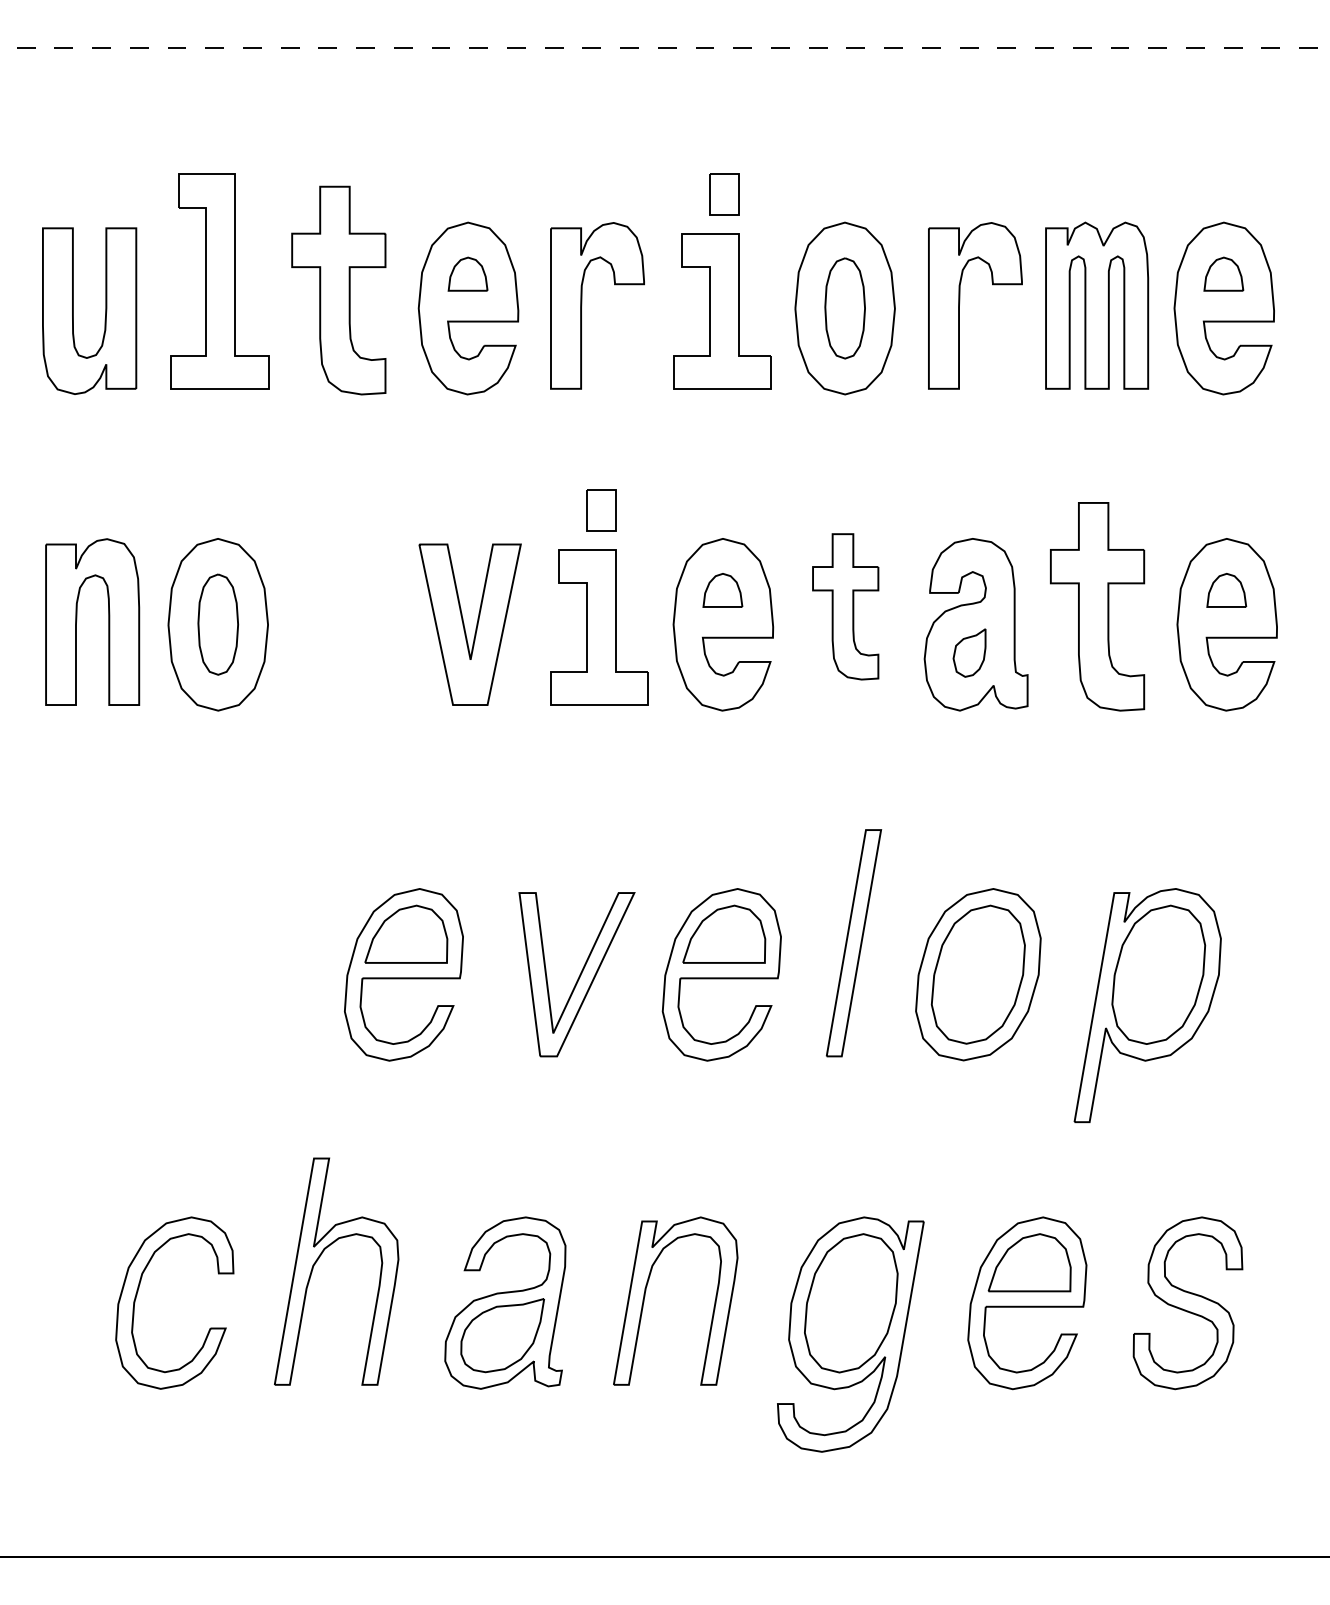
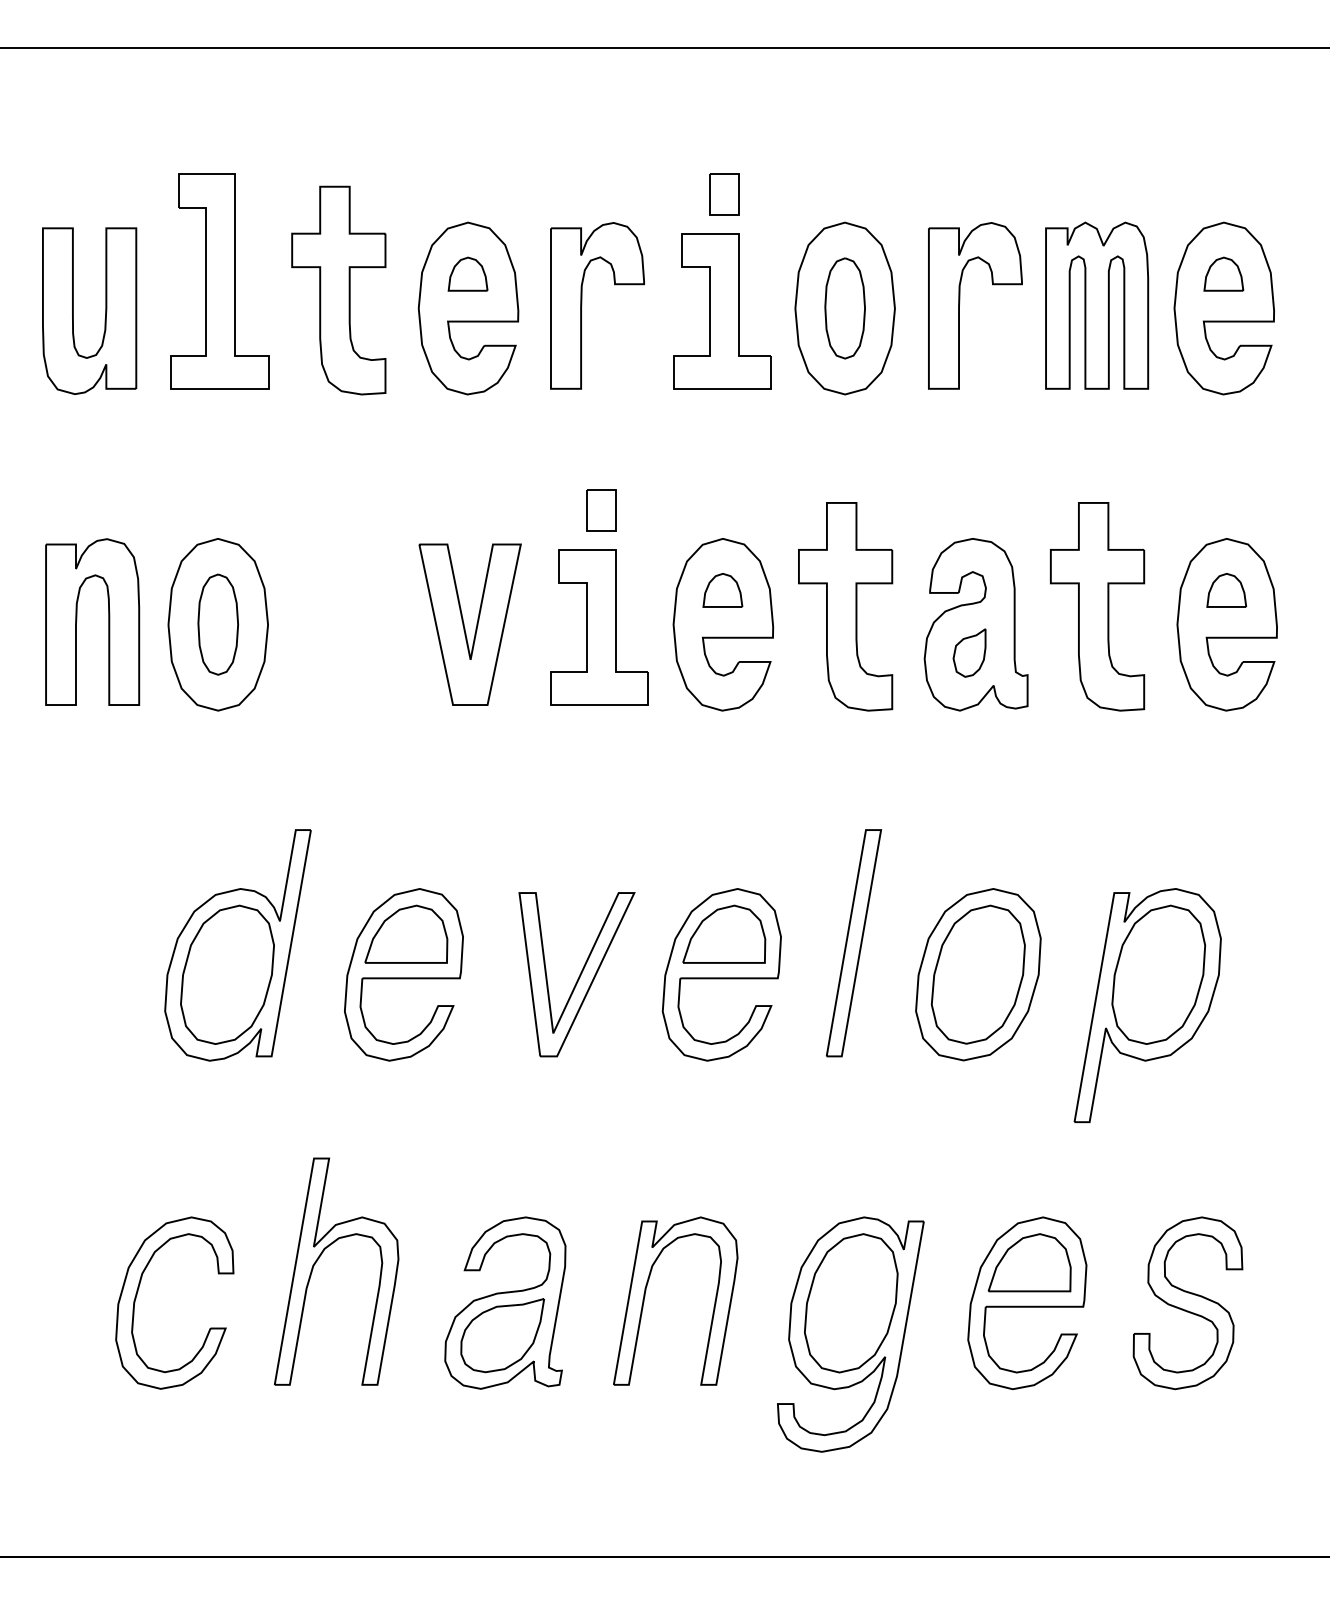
line: dashed -> solid (665, 48)
part size: 68x148 px -> 96x210 px (845, 606)
part: none -> present (237, 945)
